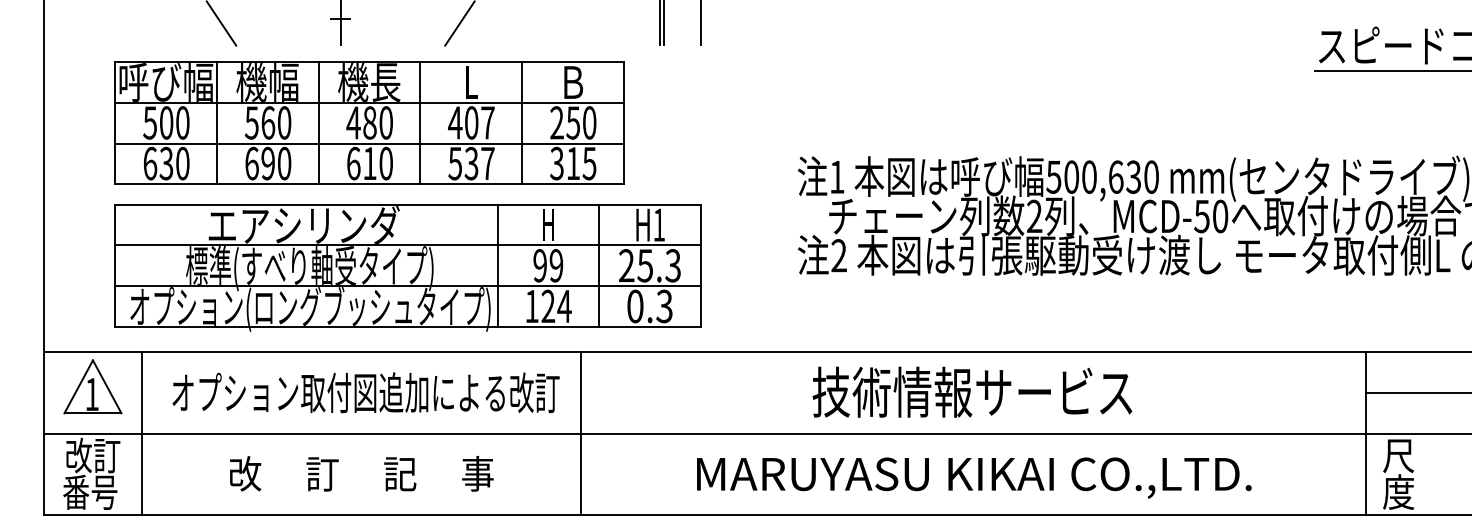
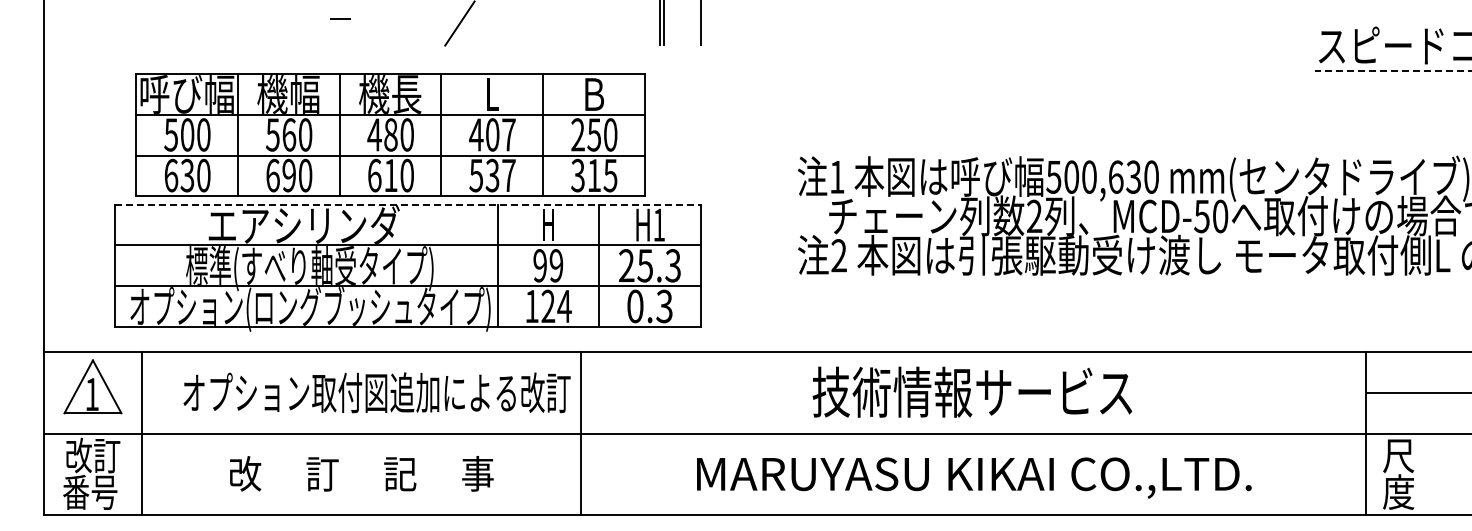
line: present -> none (221, 24)
line: present -> none (340, 24)
line: solid -> dashed (1393, 70)
part position: (369, 122) -> (390, 134) (390, 134)
line: solid -> dashed (408, 204)
text position: (365, 392) -> (376, 392) (376, 392)
